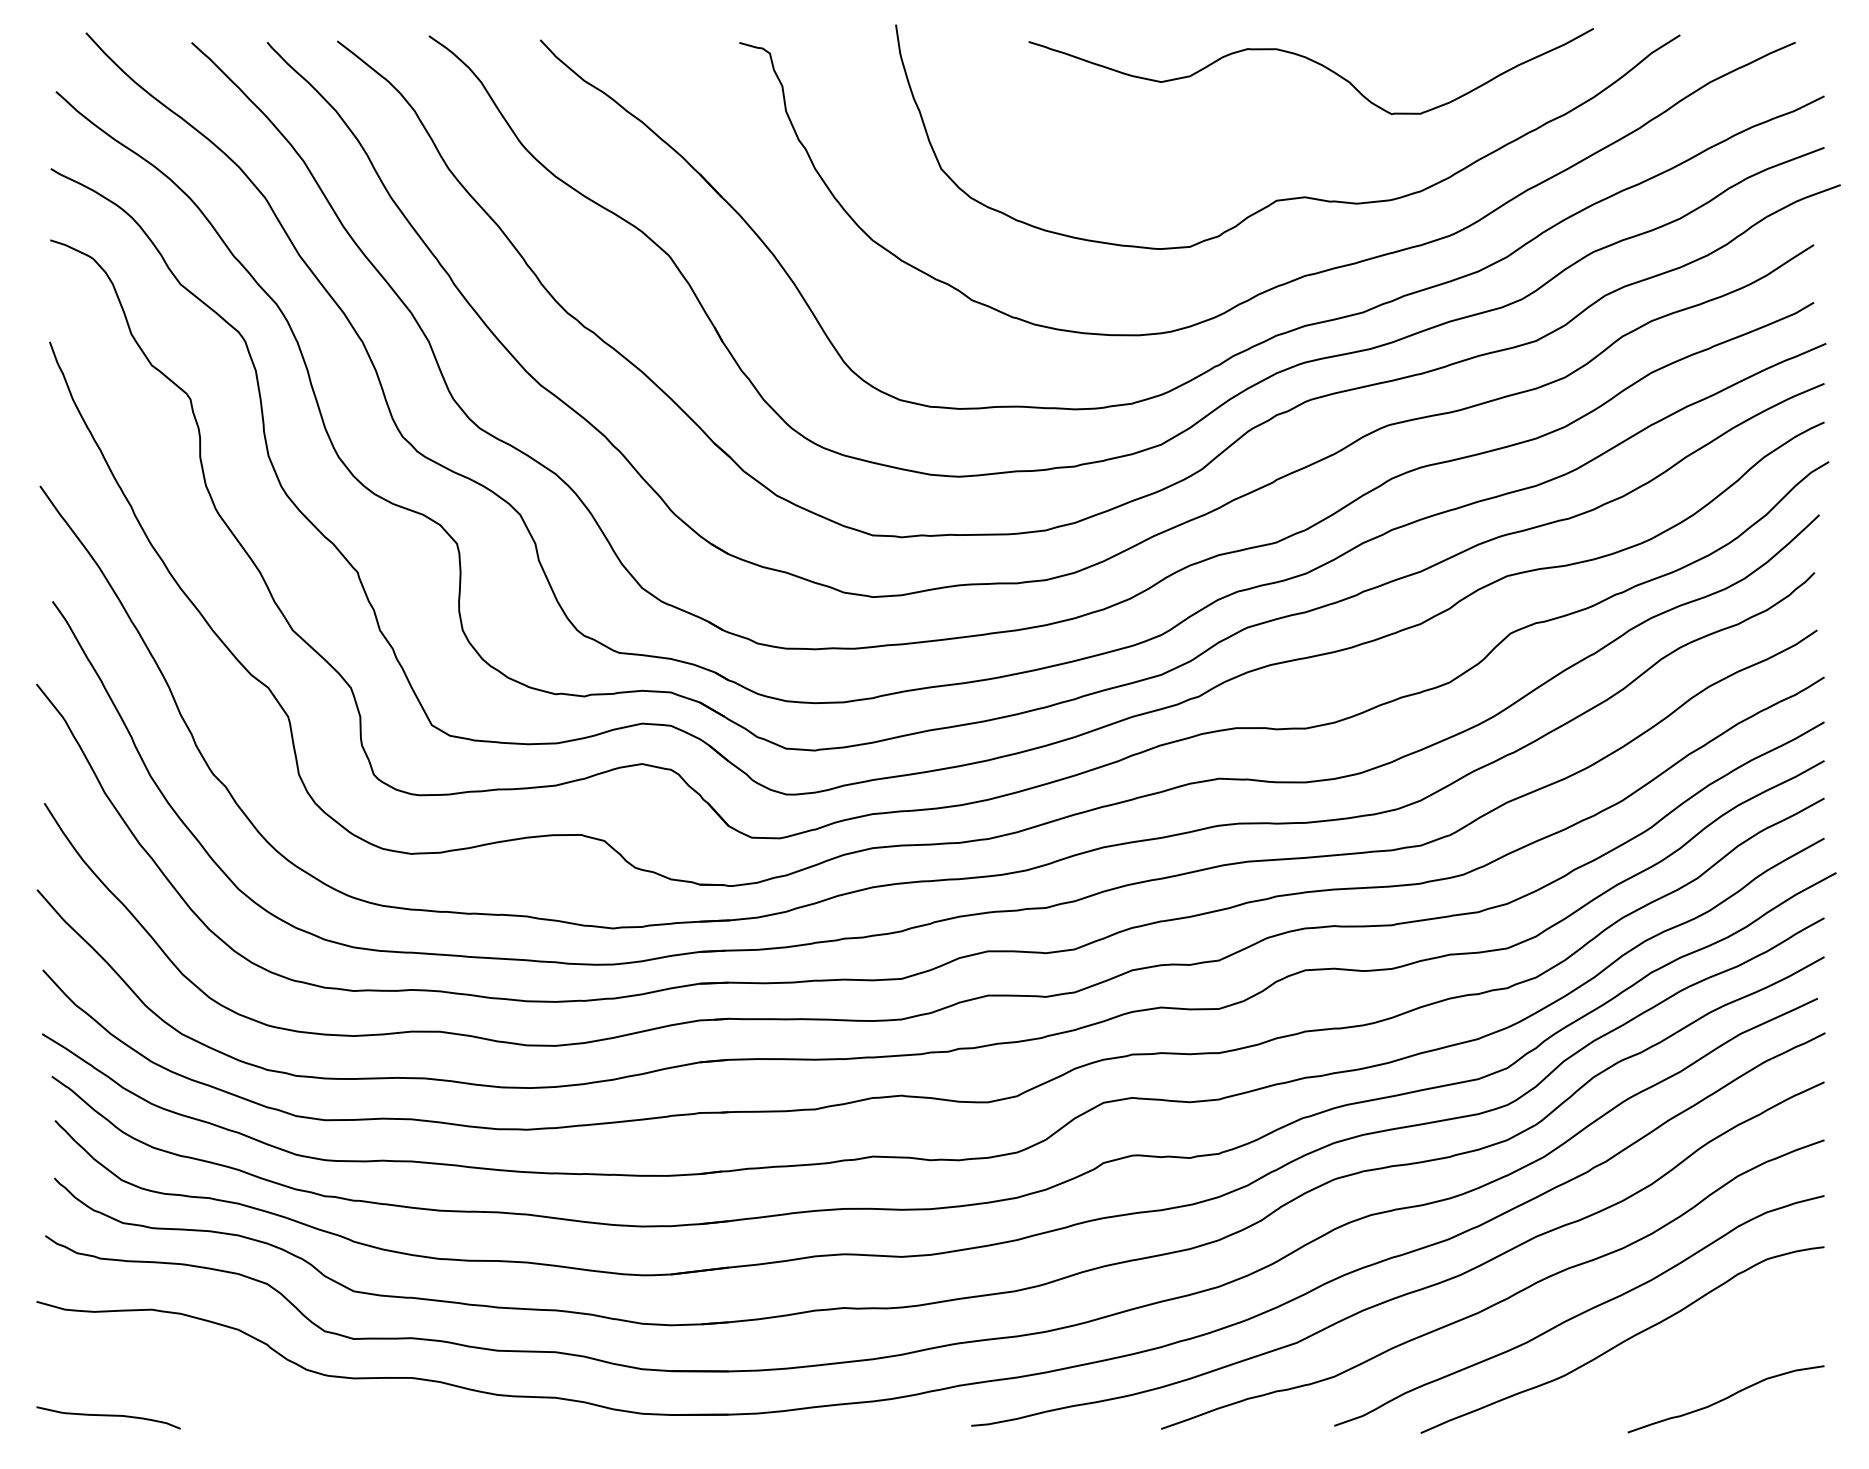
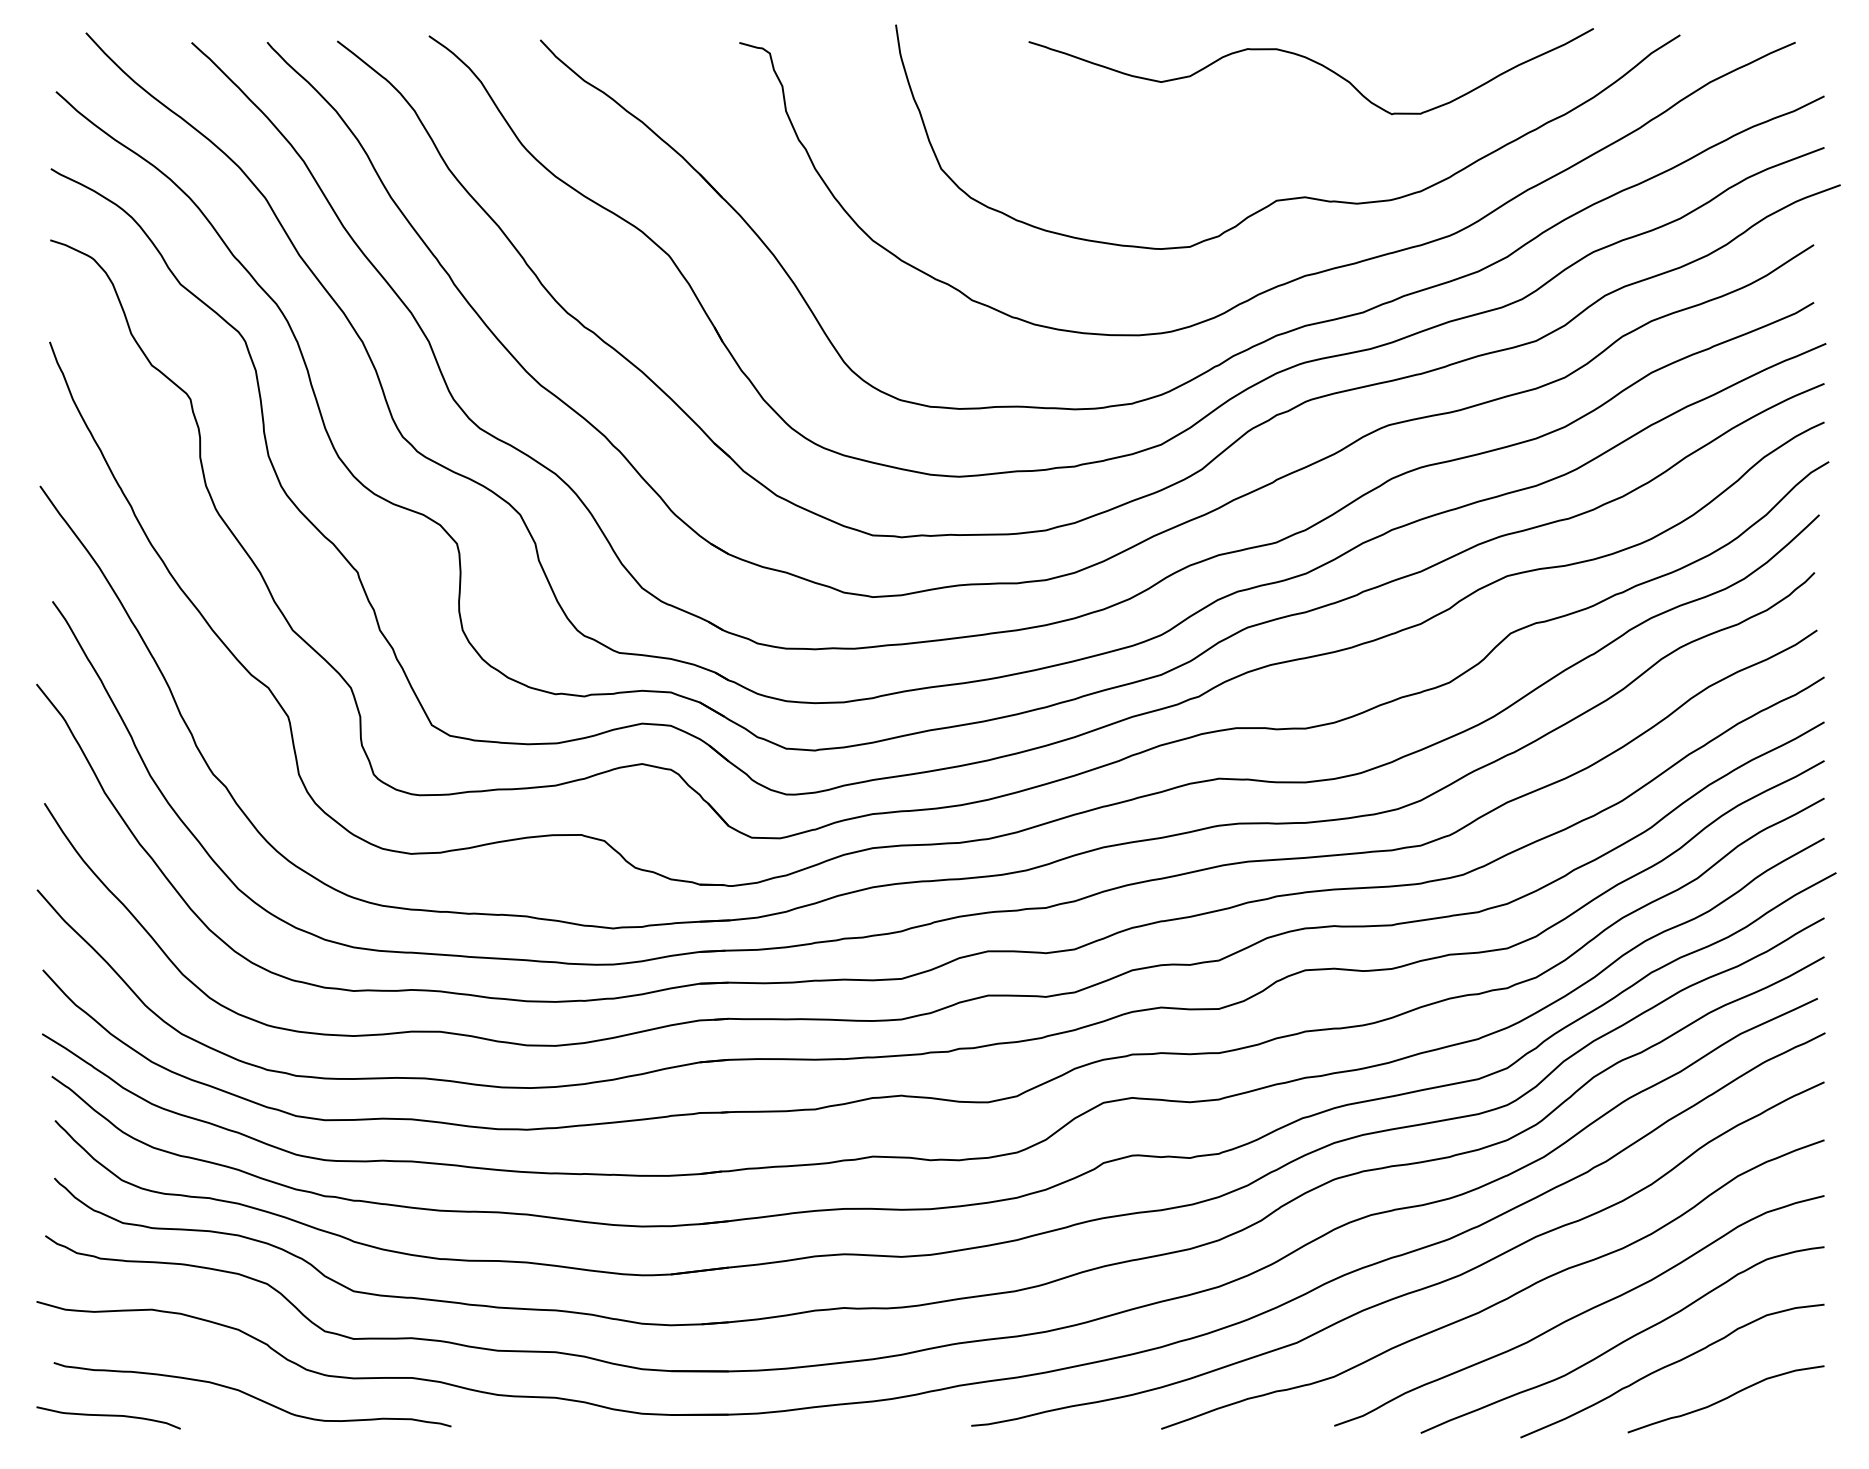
curve: none -> present (1669, 1366)
curve: none -> present (252, 1395)
